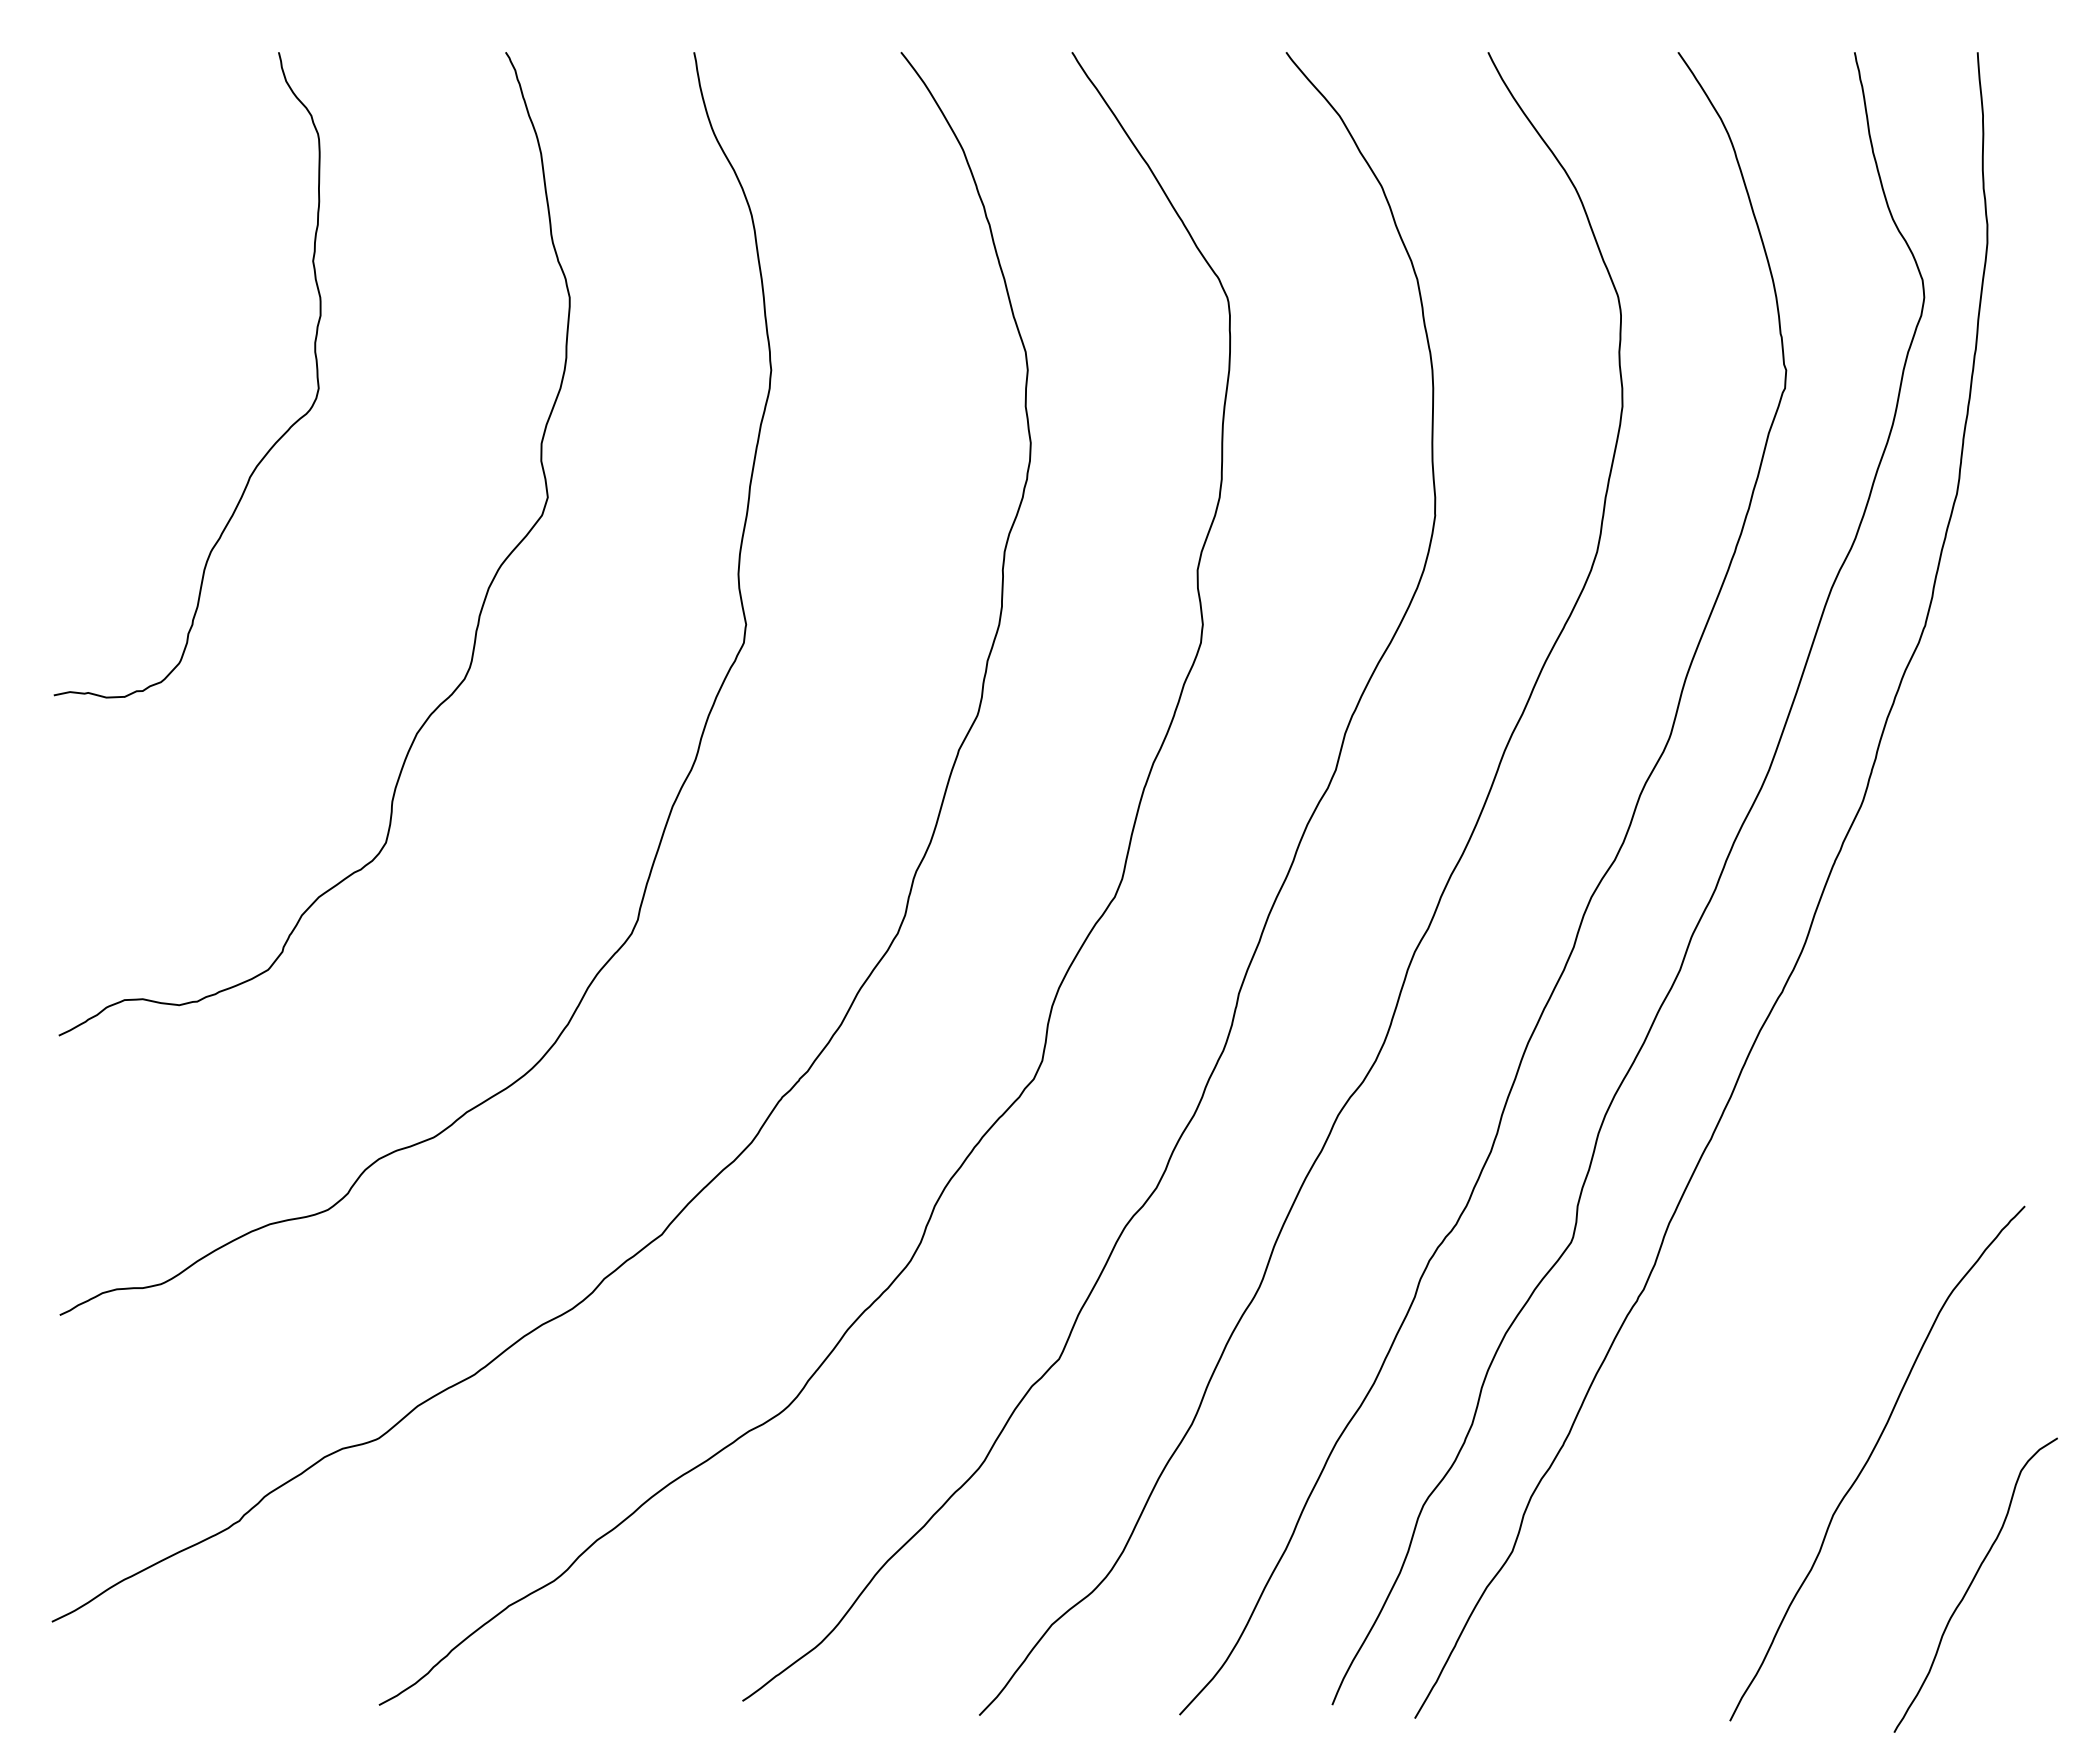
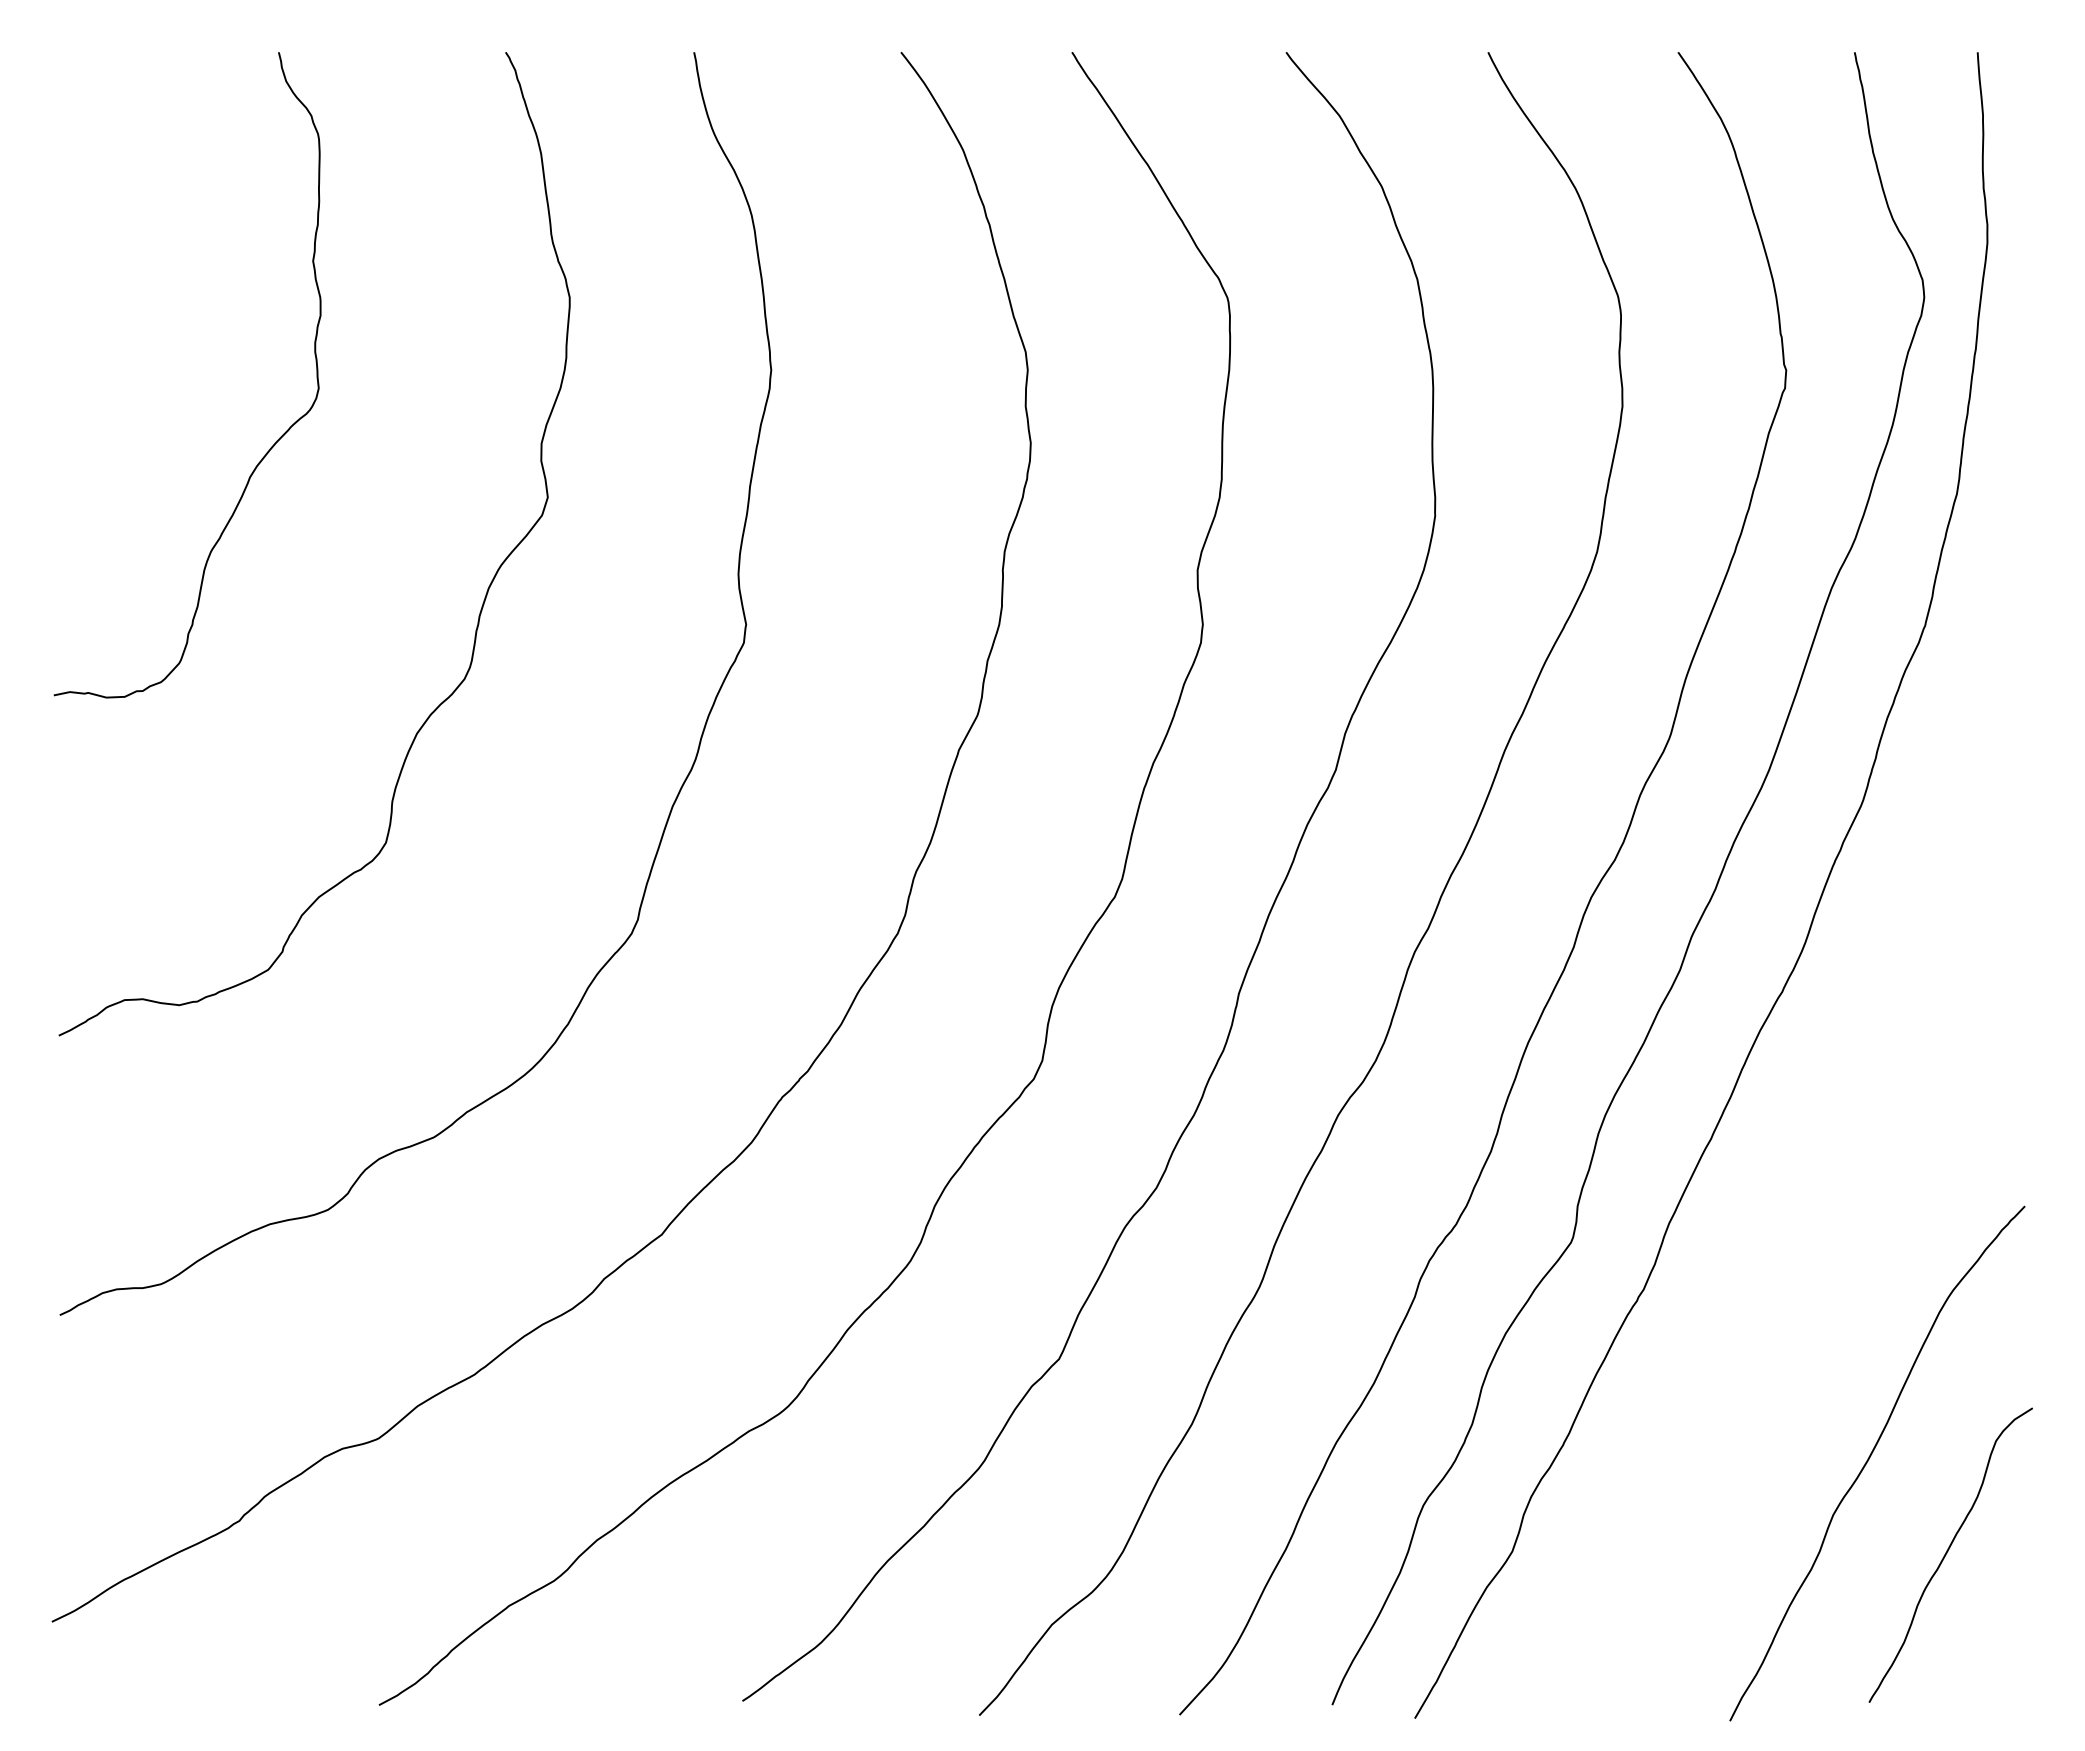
curve position: (1972, 1583) -> (1947, 1553) (1947, 1553)
